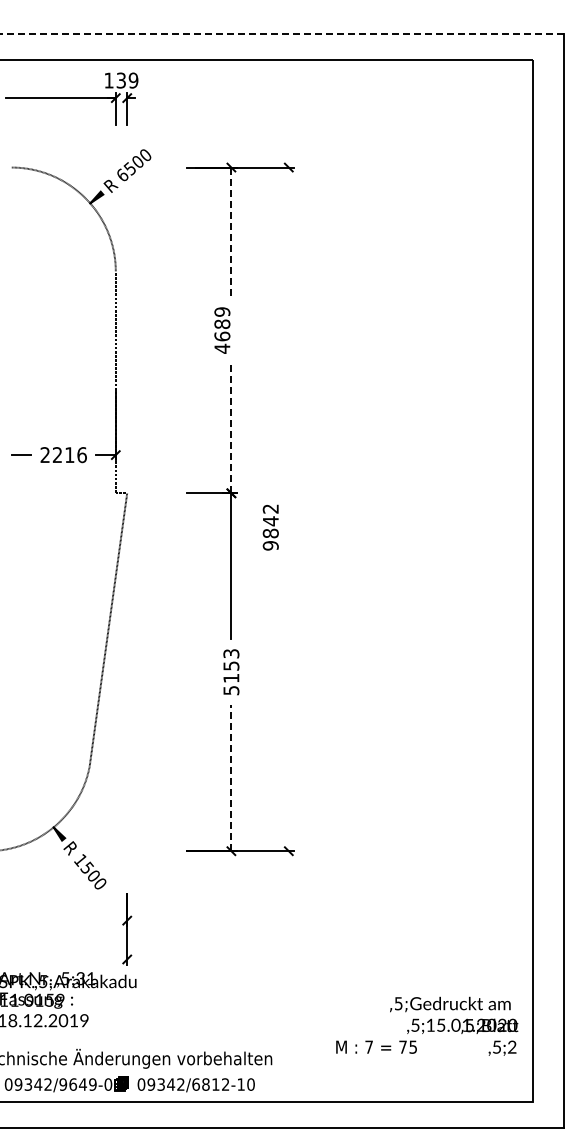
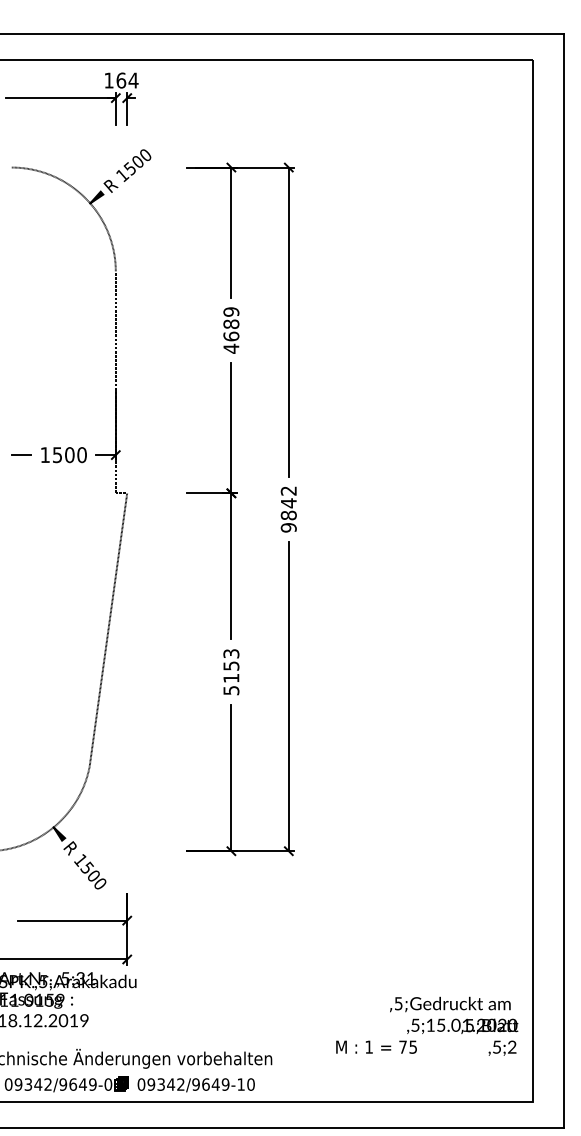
line: dashed -> solid (281, 34)
text: 139 -> 164 (127, 80)
text: 6500 -> 1500 (122, 174)
line: dashed -> solid (231, 233)
line: none -> present (288, 321)
text position: (222, 330) -> (231, 330) (231, 330)
line: dashed -> solid (231, 427)
text: 2216 -> 1500 (63, 455)
text position: (270, 527) -> (288, 509) (288, 509)
line: none -> present (288, 696)
line: dashed -> solid (231, 777)
line: none -> present (72, 920)
line: none -> present (64, 959)
text: 7 -> 1 (368, 1046)
text: 09342/6812-10 -> 09342/9649-10 (210, 1084)
